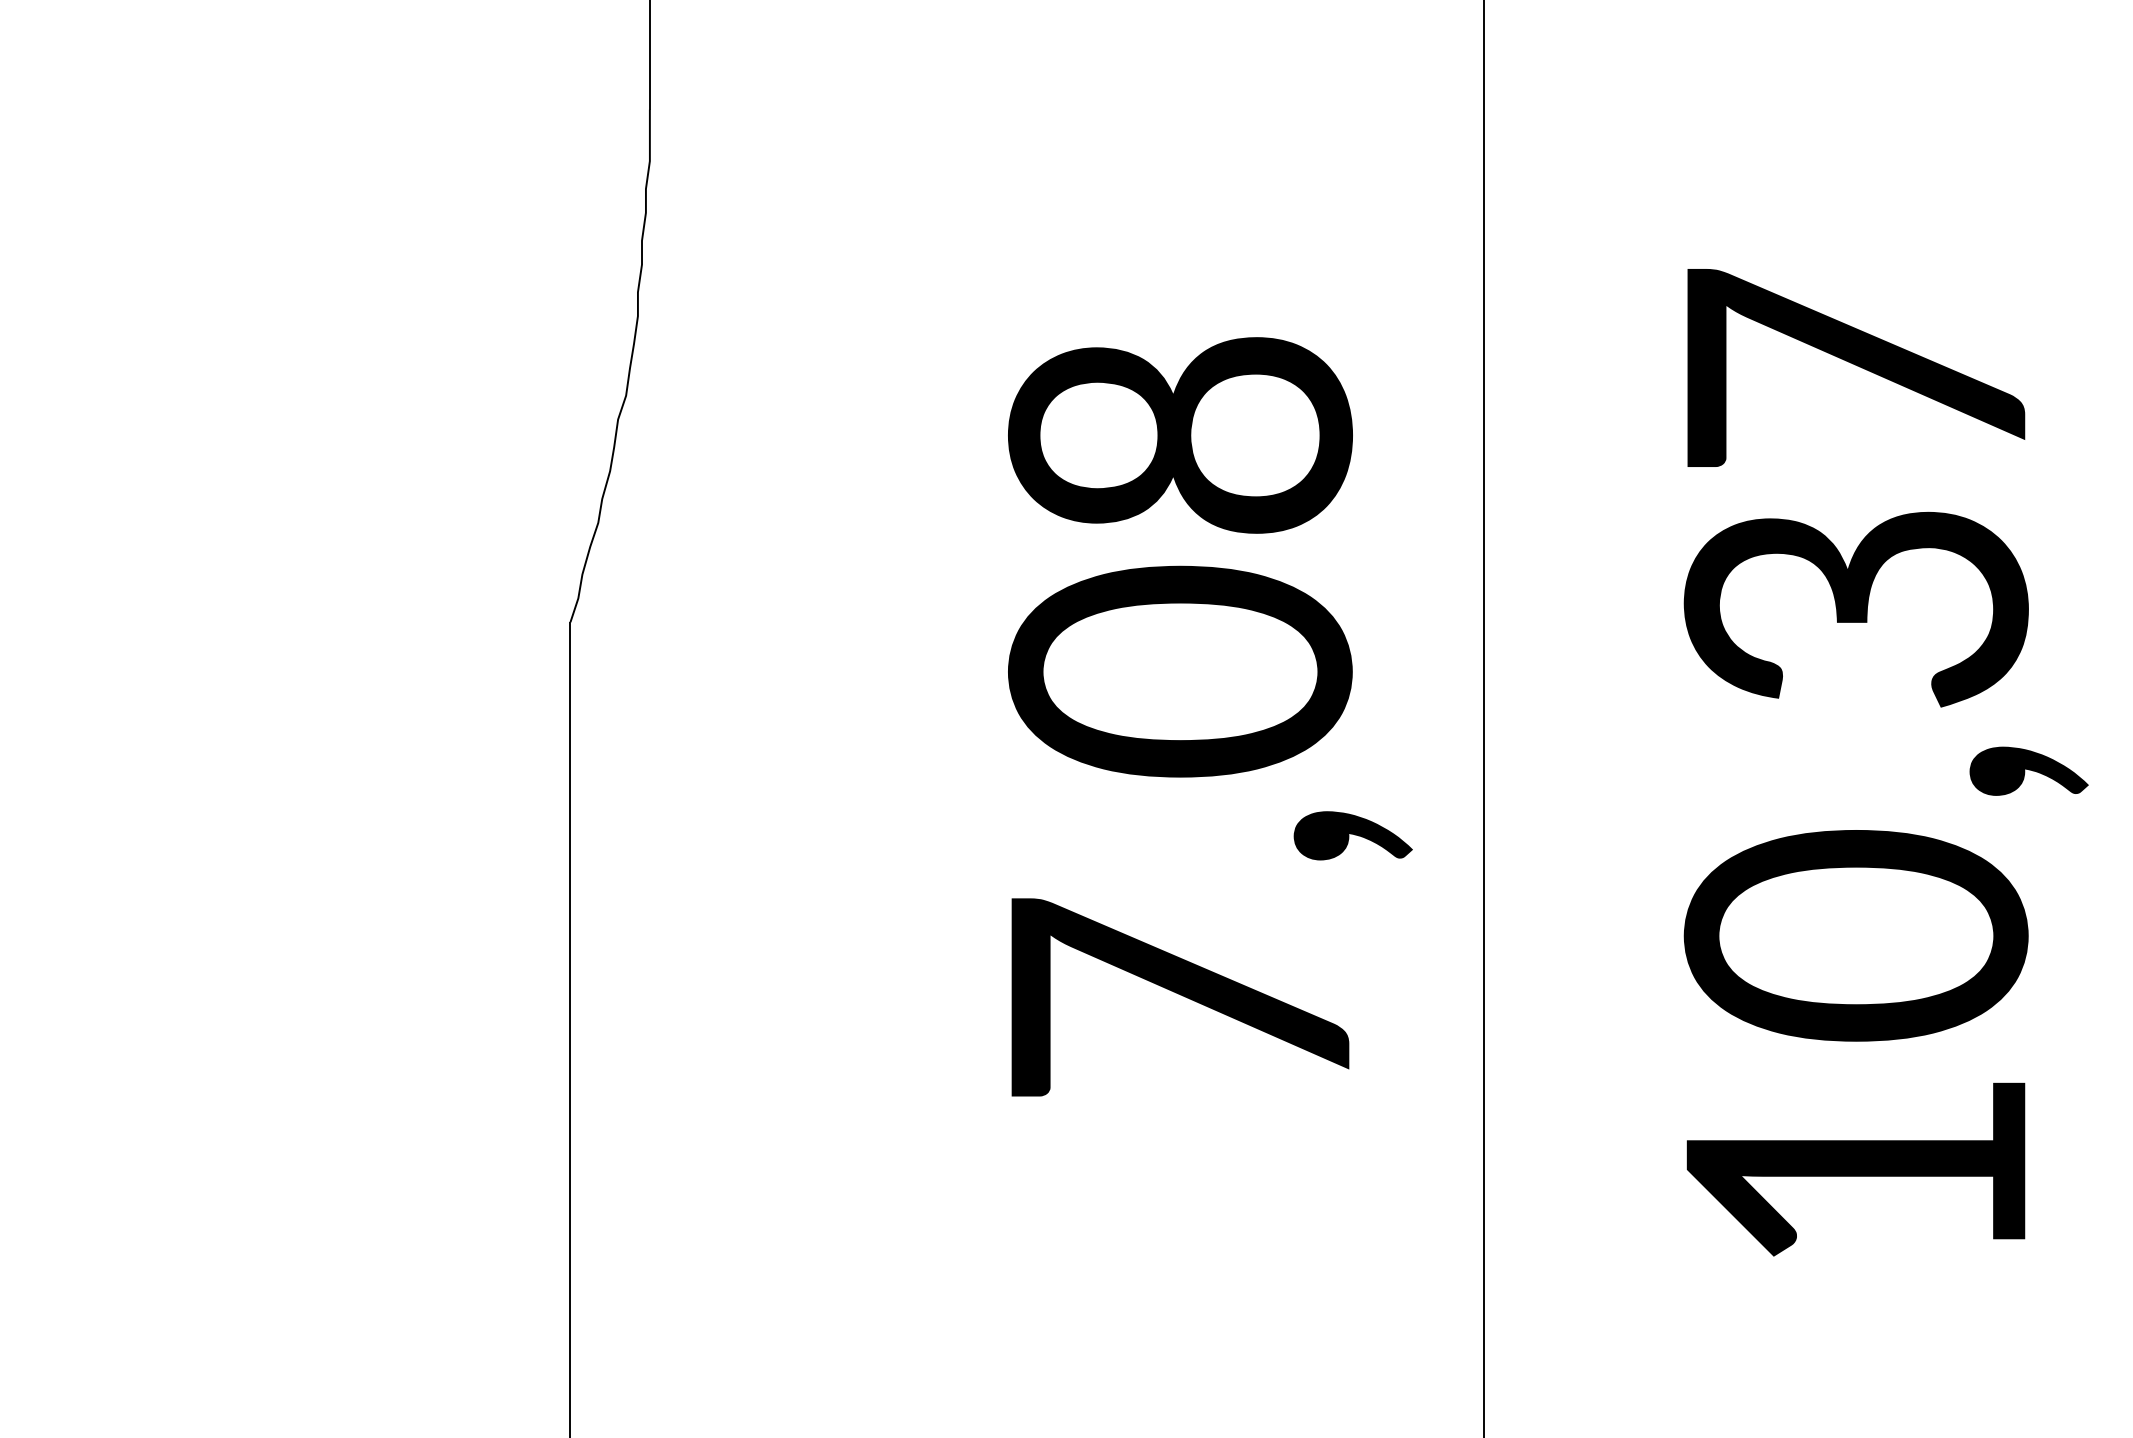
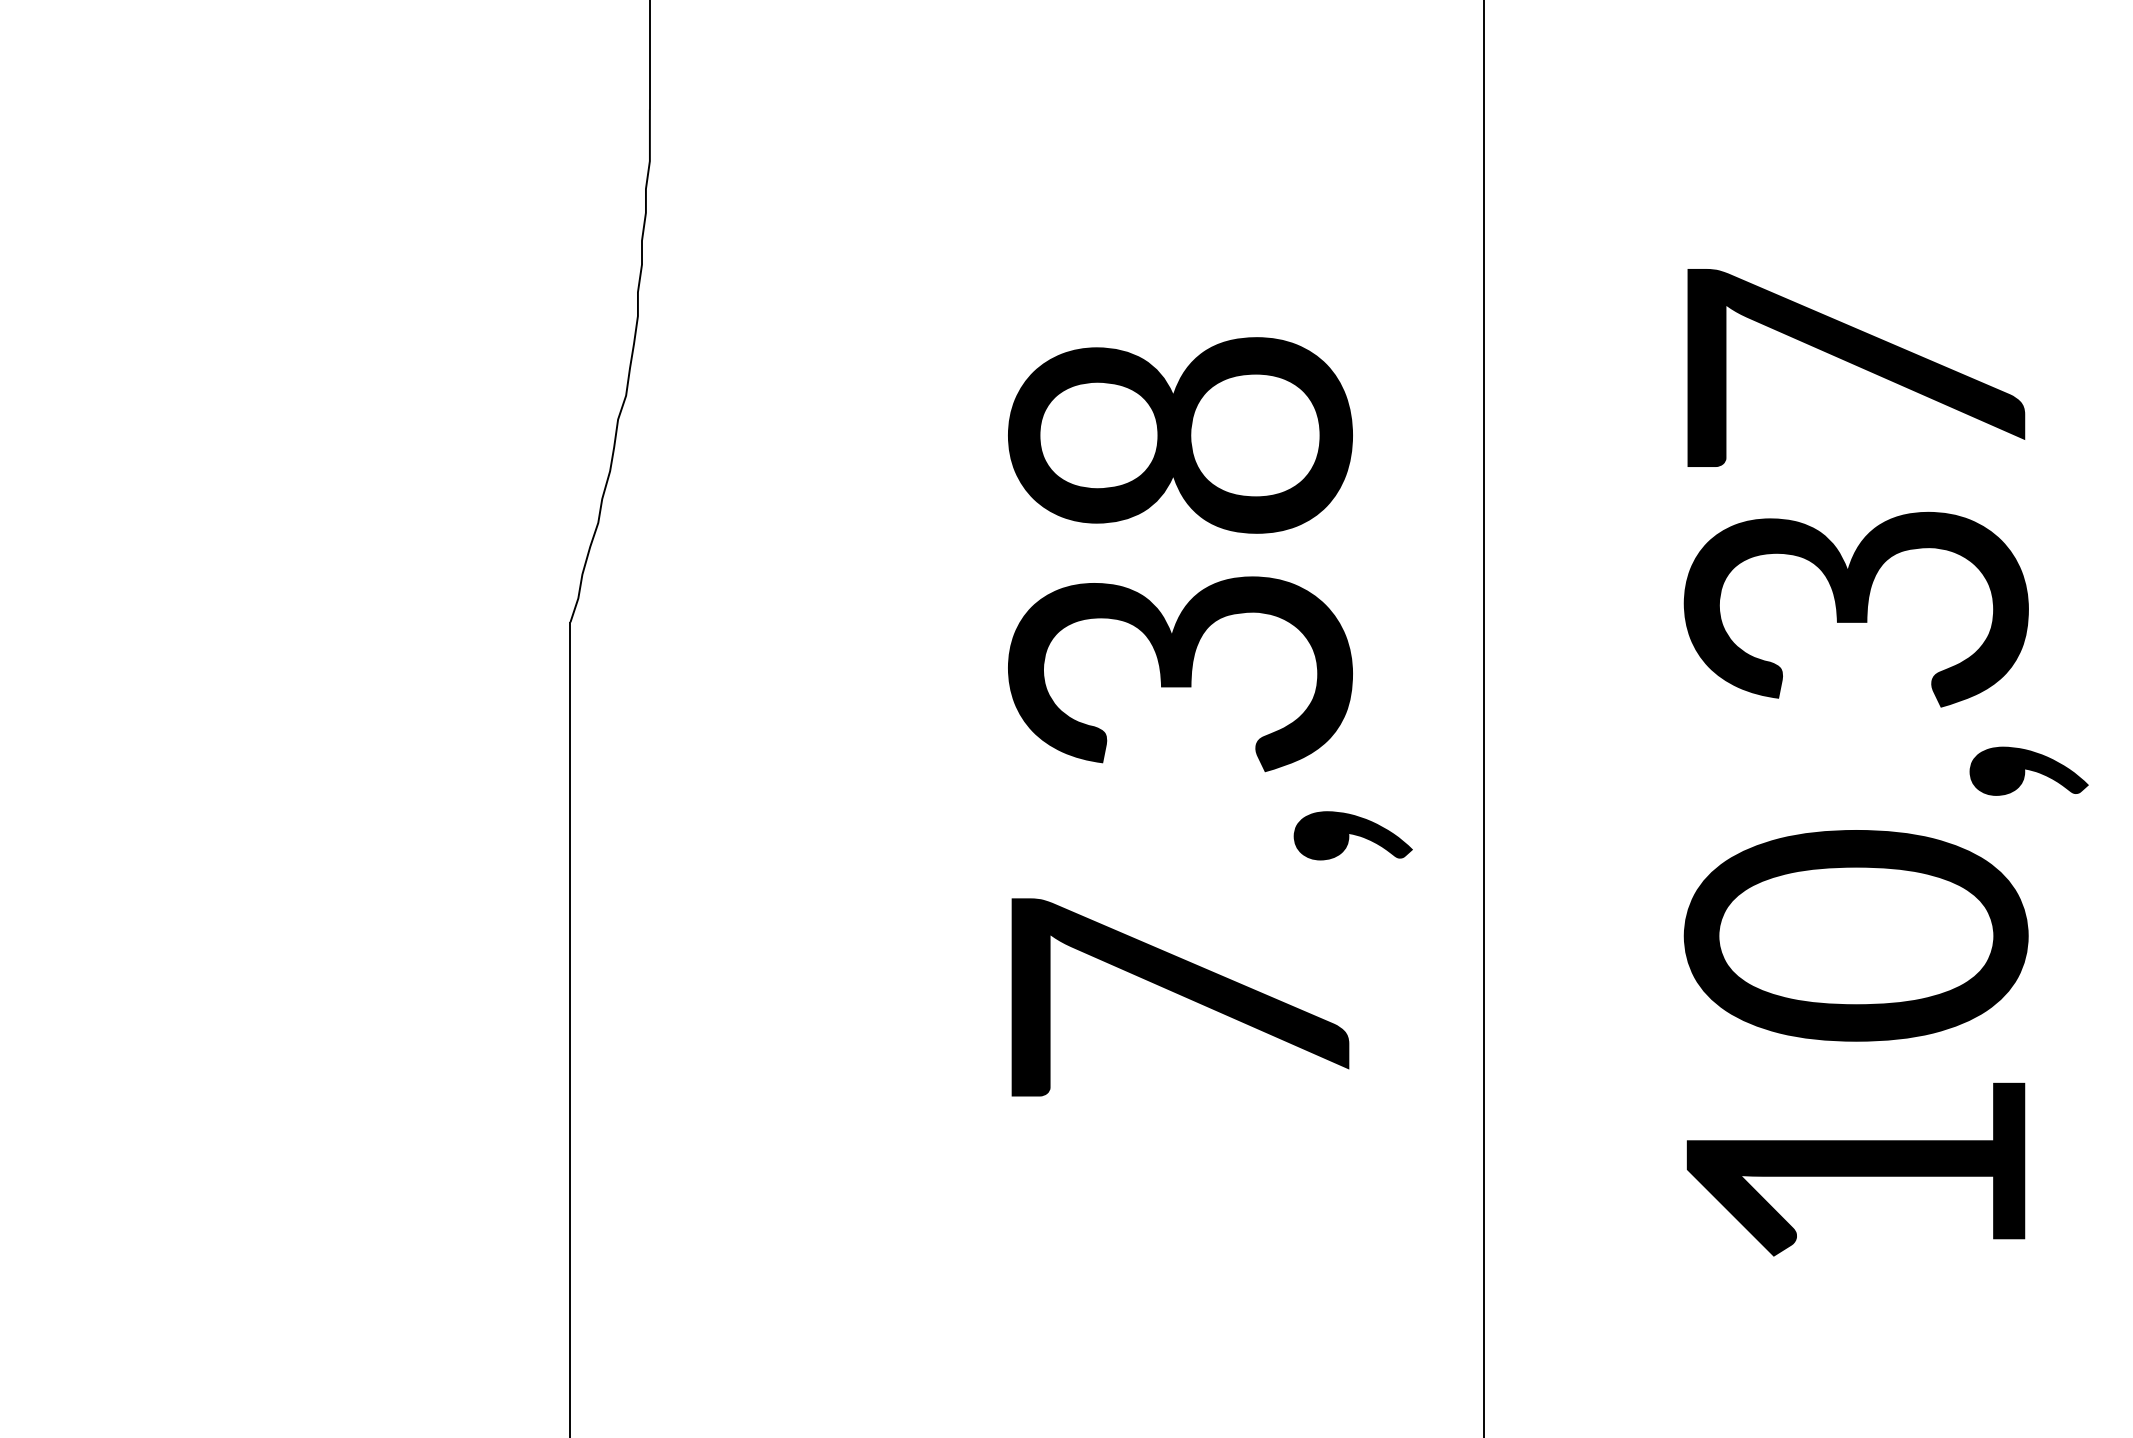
text: 7,08 -> 7,38 (1180, 671)
